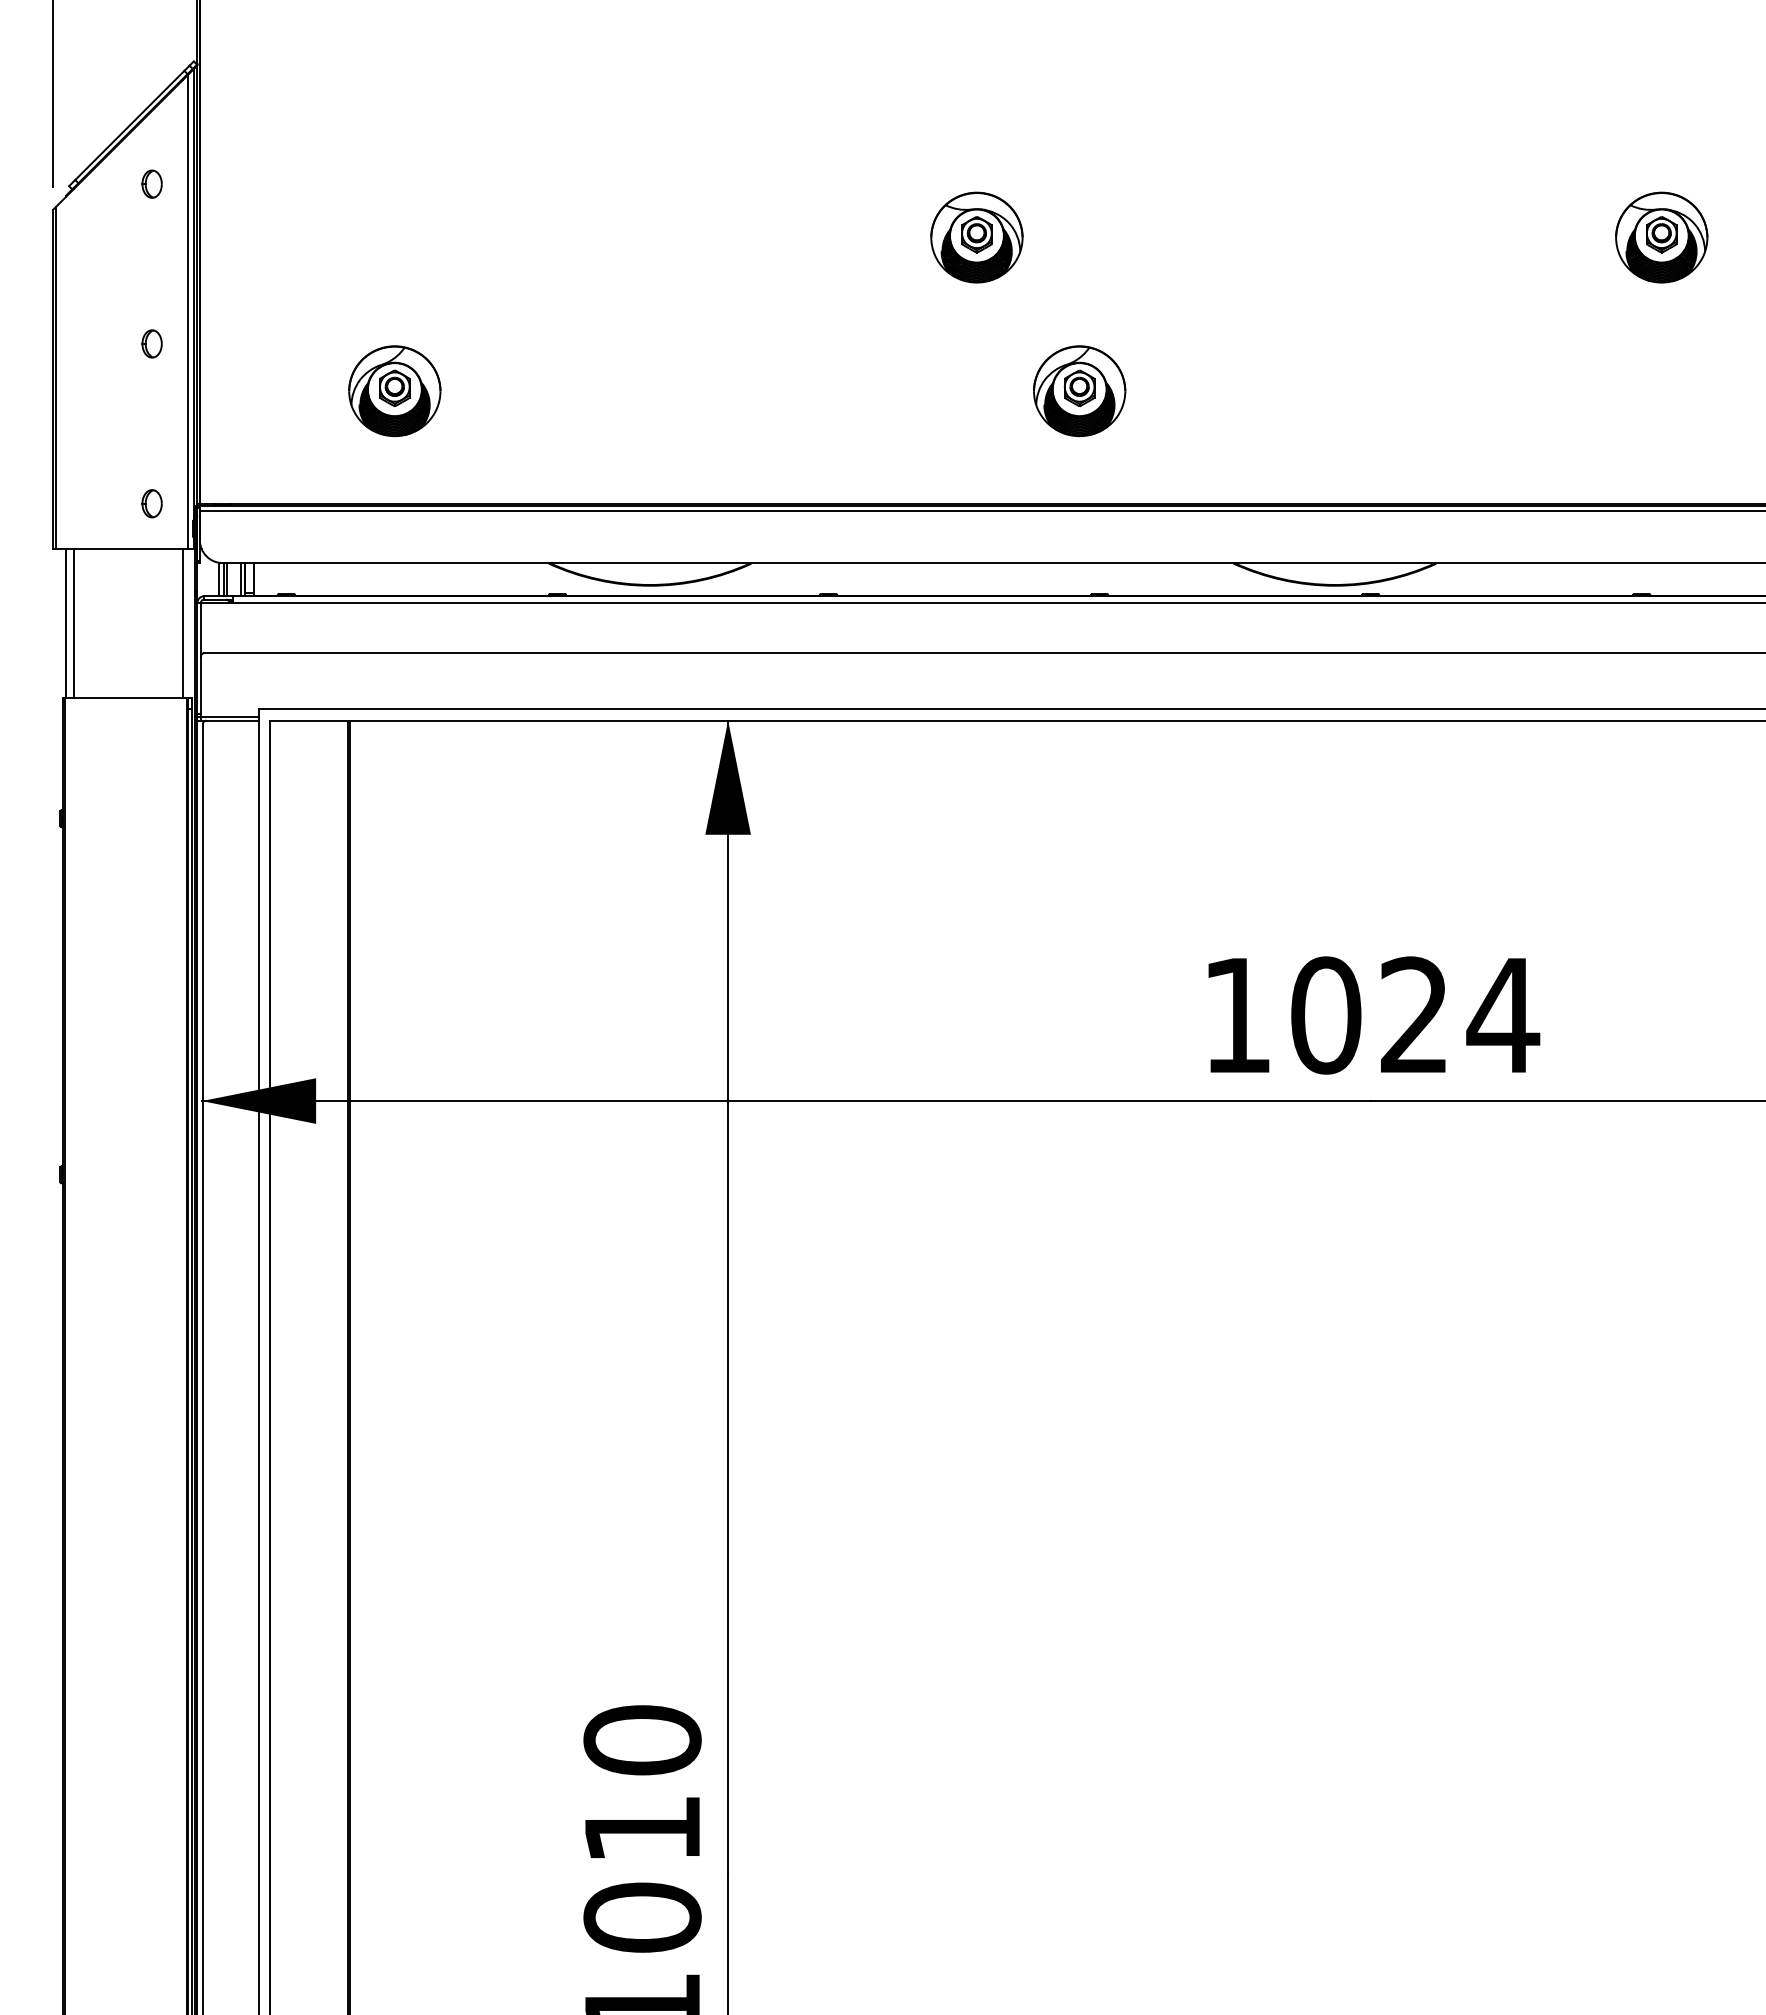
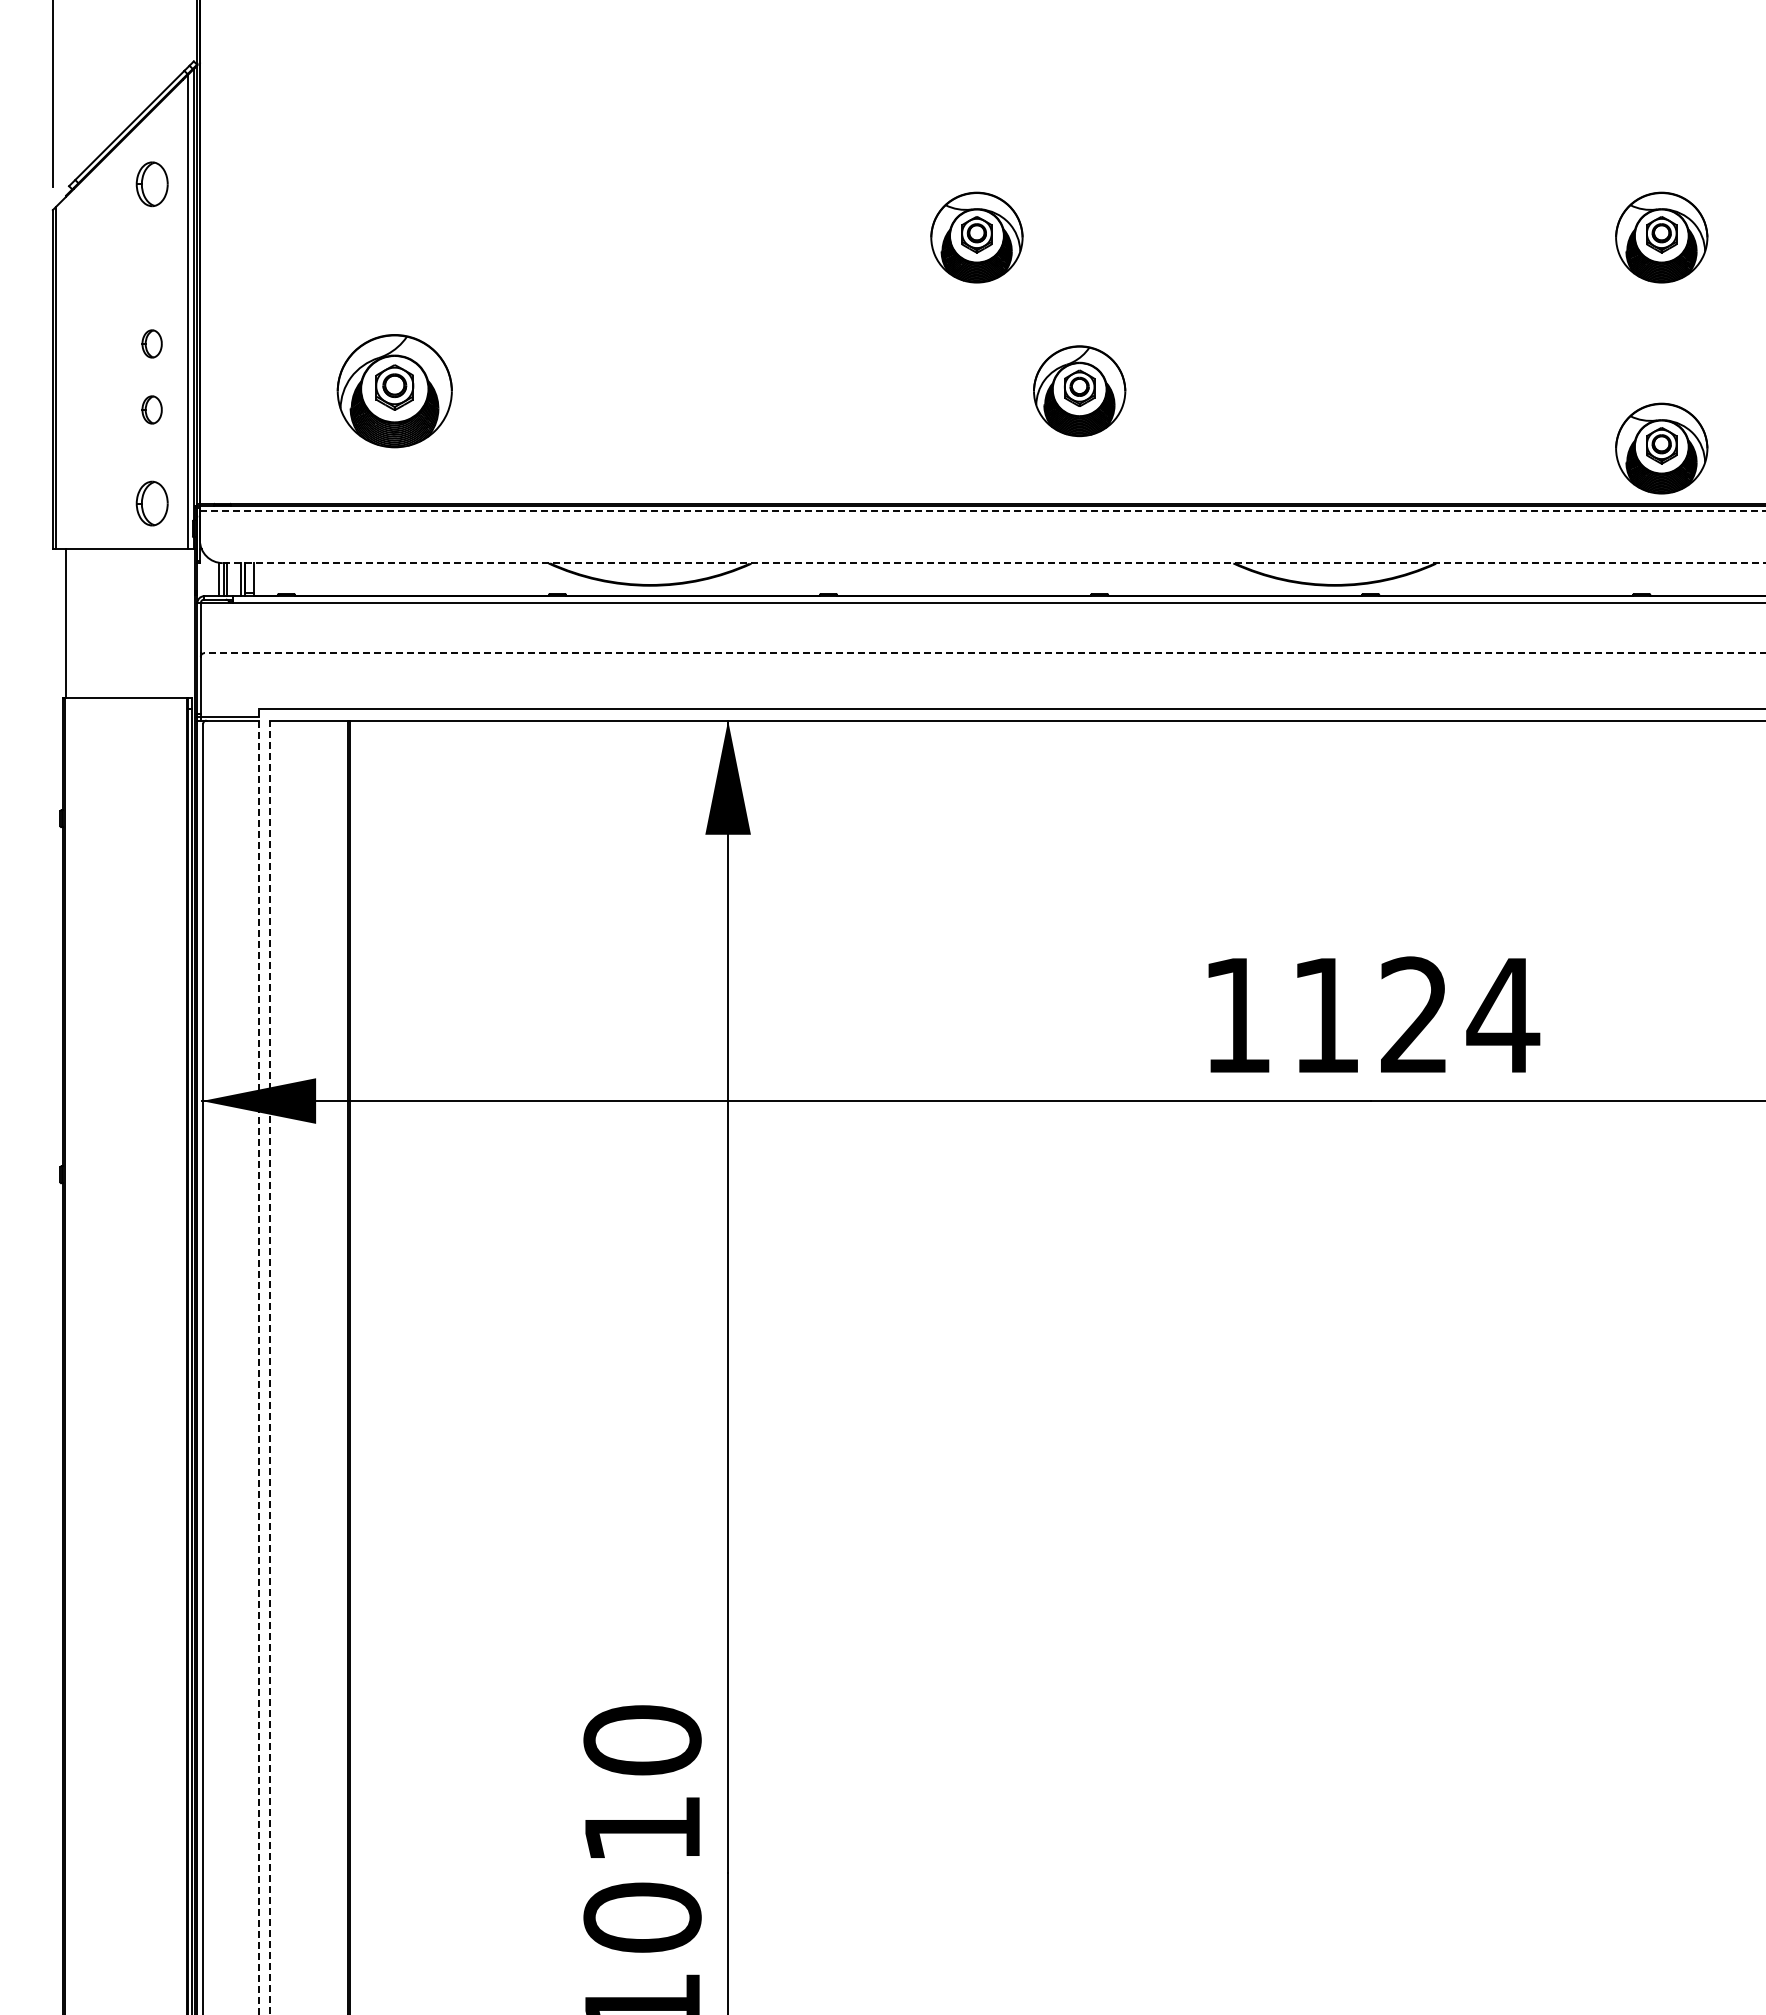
part size: 22x30 px -> 34x47 px (151, 184)
part size: 94x93 px -> 117x115 px (394, 391)
part: none -> present (151, 409)
part: none -> present (1661, 448)
part size: 22x30 px -> 34x47 px (151, 503)
line: solid -> dashed (982, 510)
line: solid -> dashed (994, 563)
line: present -> none (73, 623)
line: present -> none (182, 623)
line: solid -> dashed (984, 653)
text: 1024 -> 1124 (1326, 1015)
line: solid -> dashed (259, 1362)
line: solid -> dashed (270, 1367)
